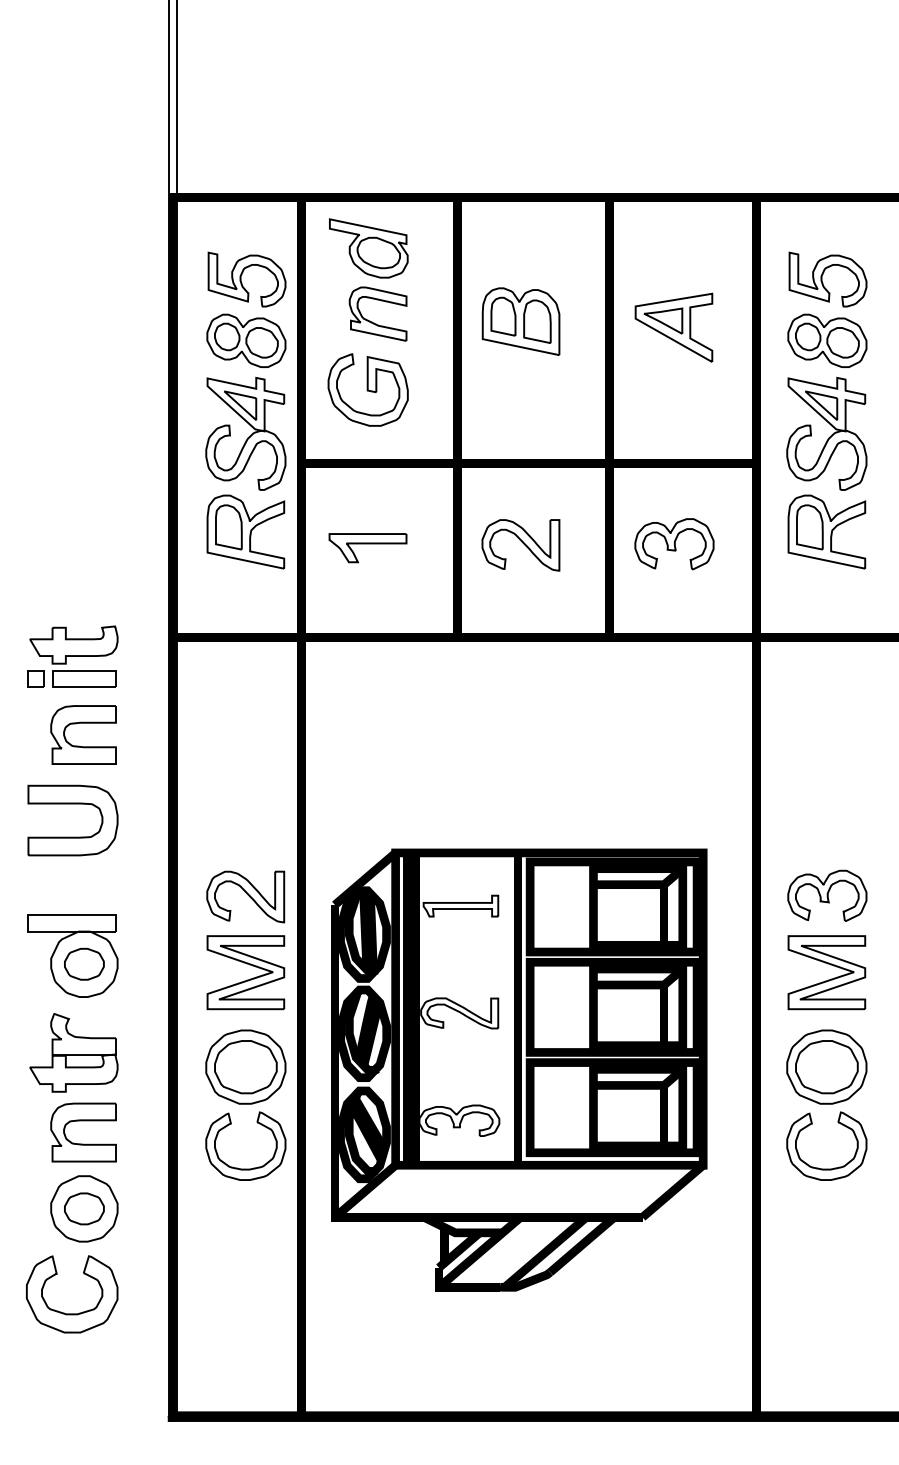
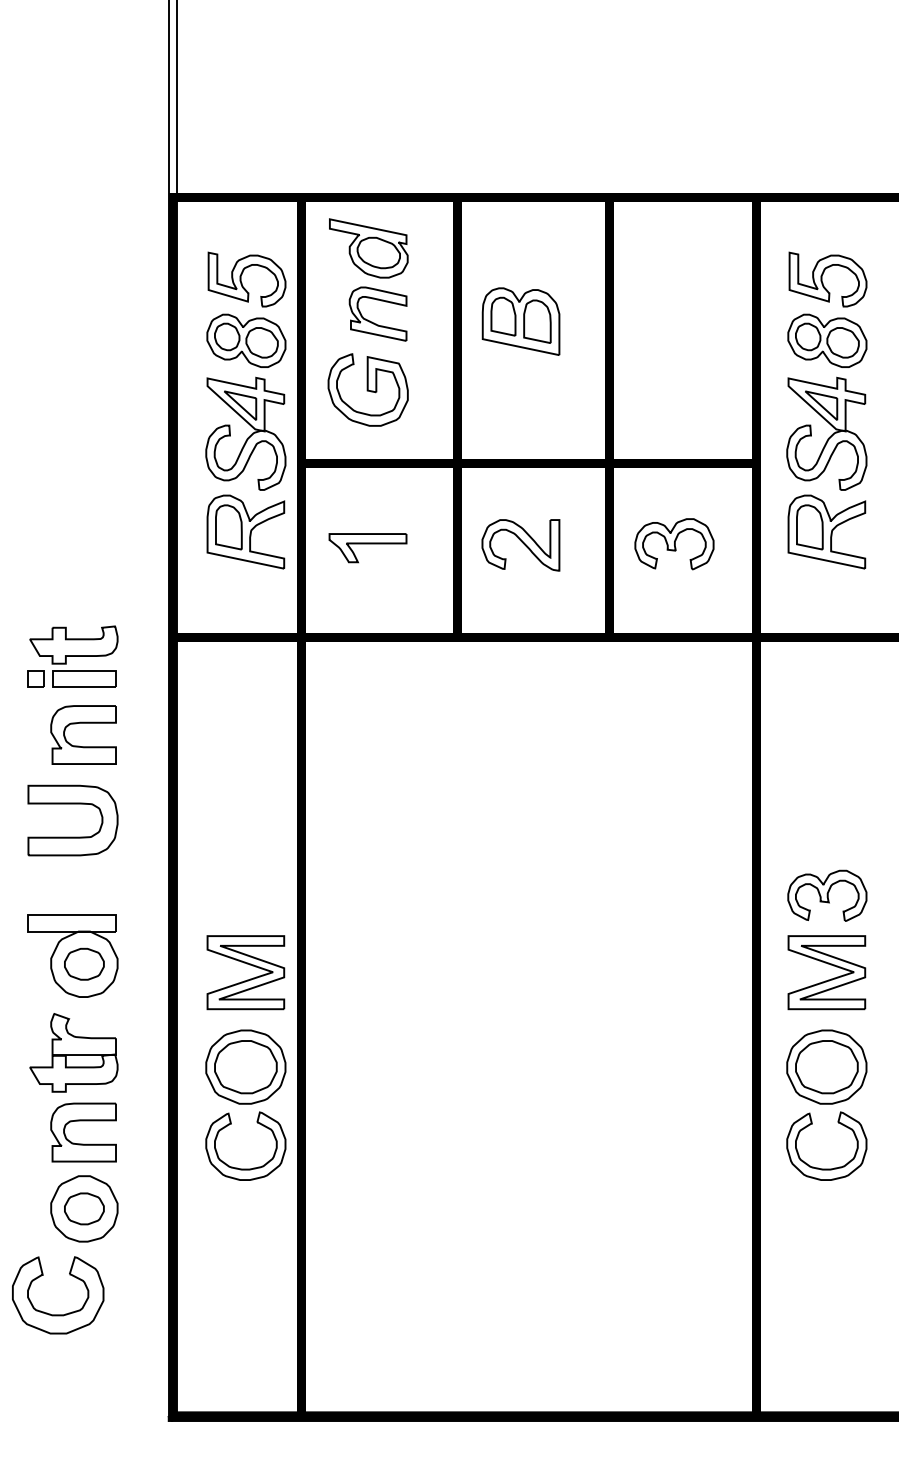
part: present -> none (673, 327)
part: present -> none (245, 896)
part: present -> none (519, 1069)
part position: (72, 1313) -> (58, 1314) (58, 1314)
